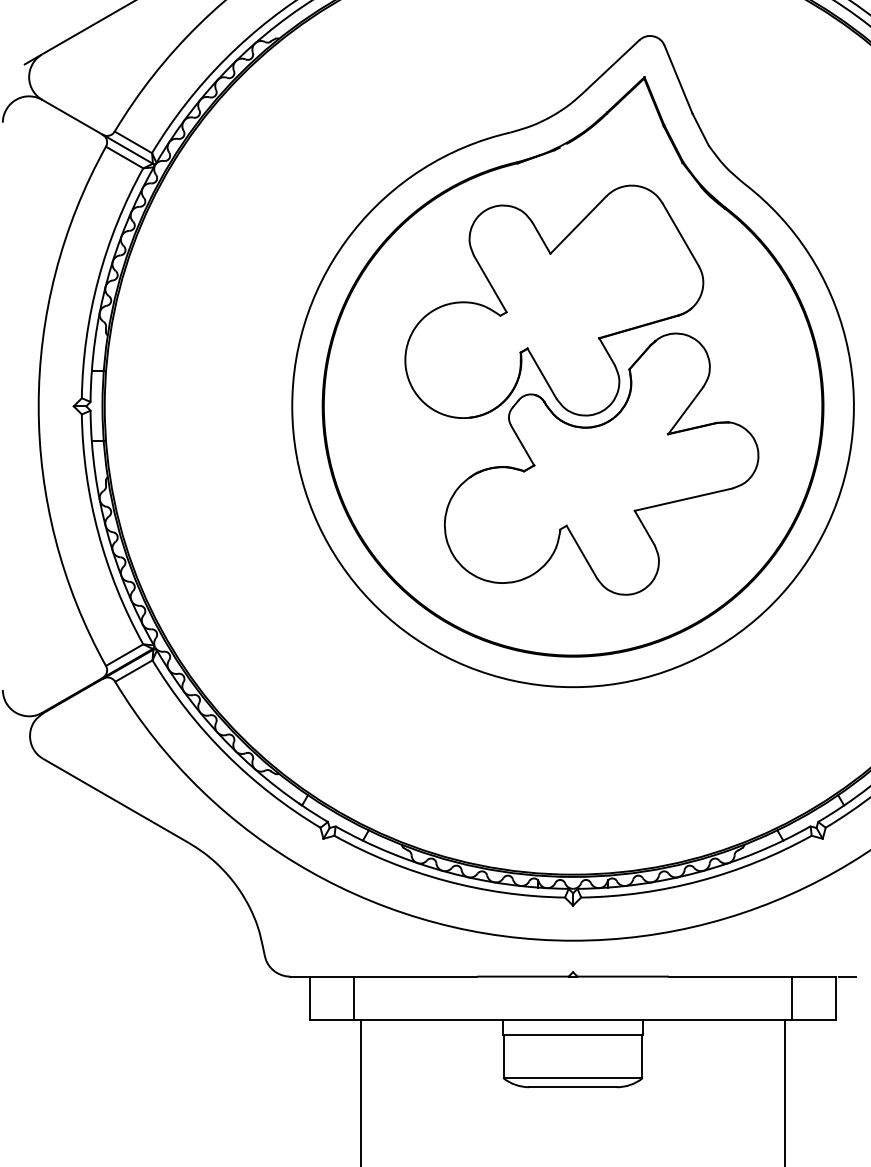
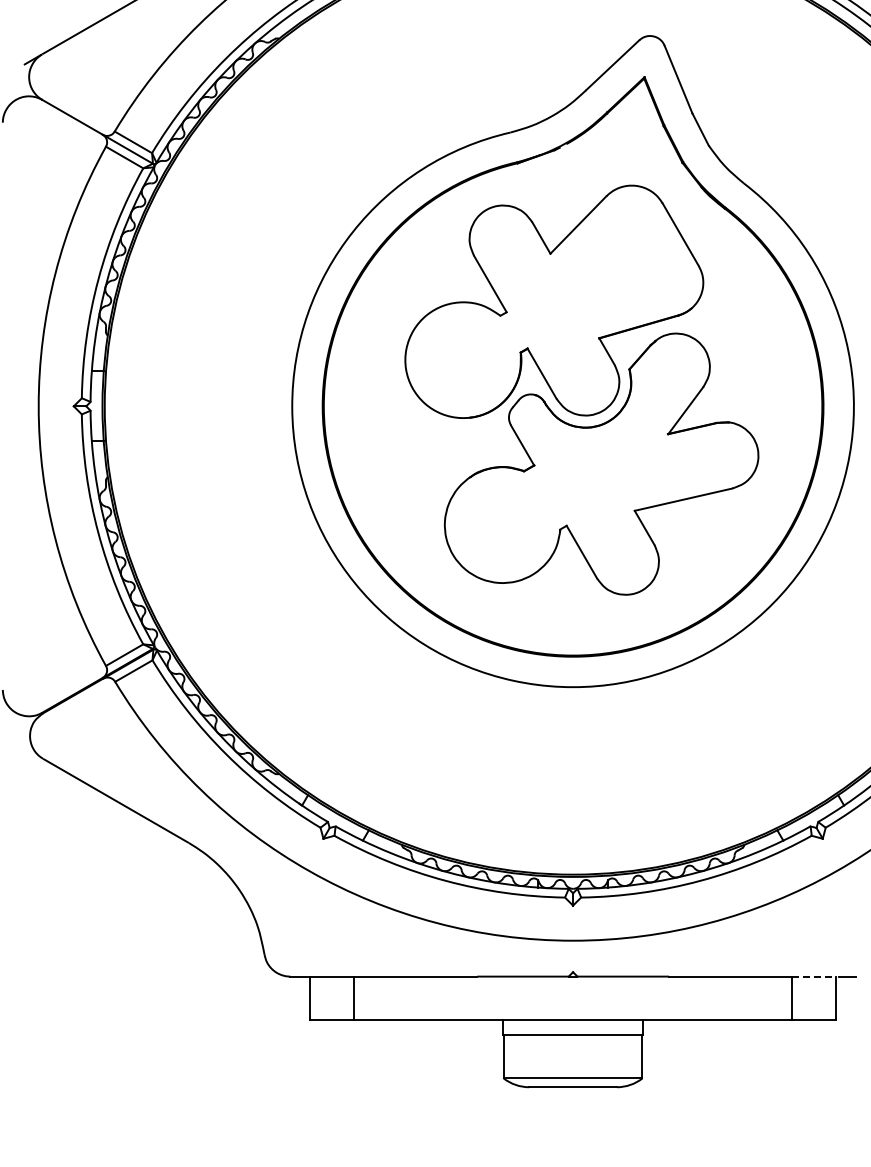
line: solid -> dashed (814, 976)
line: present -> none (361, 1091)
line: present -> none (784, 1091)
